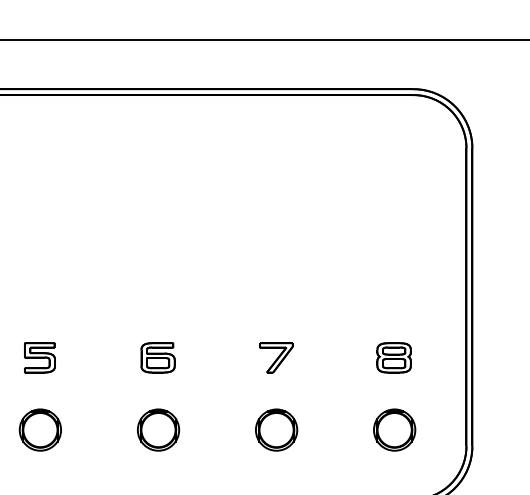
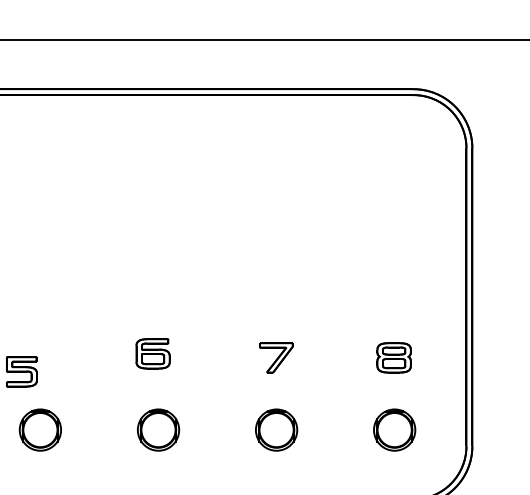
part position: (39, 357) -> (21, 371) (21, 371)
part position: (157, 357) -> (152, 353) (152, 353)
